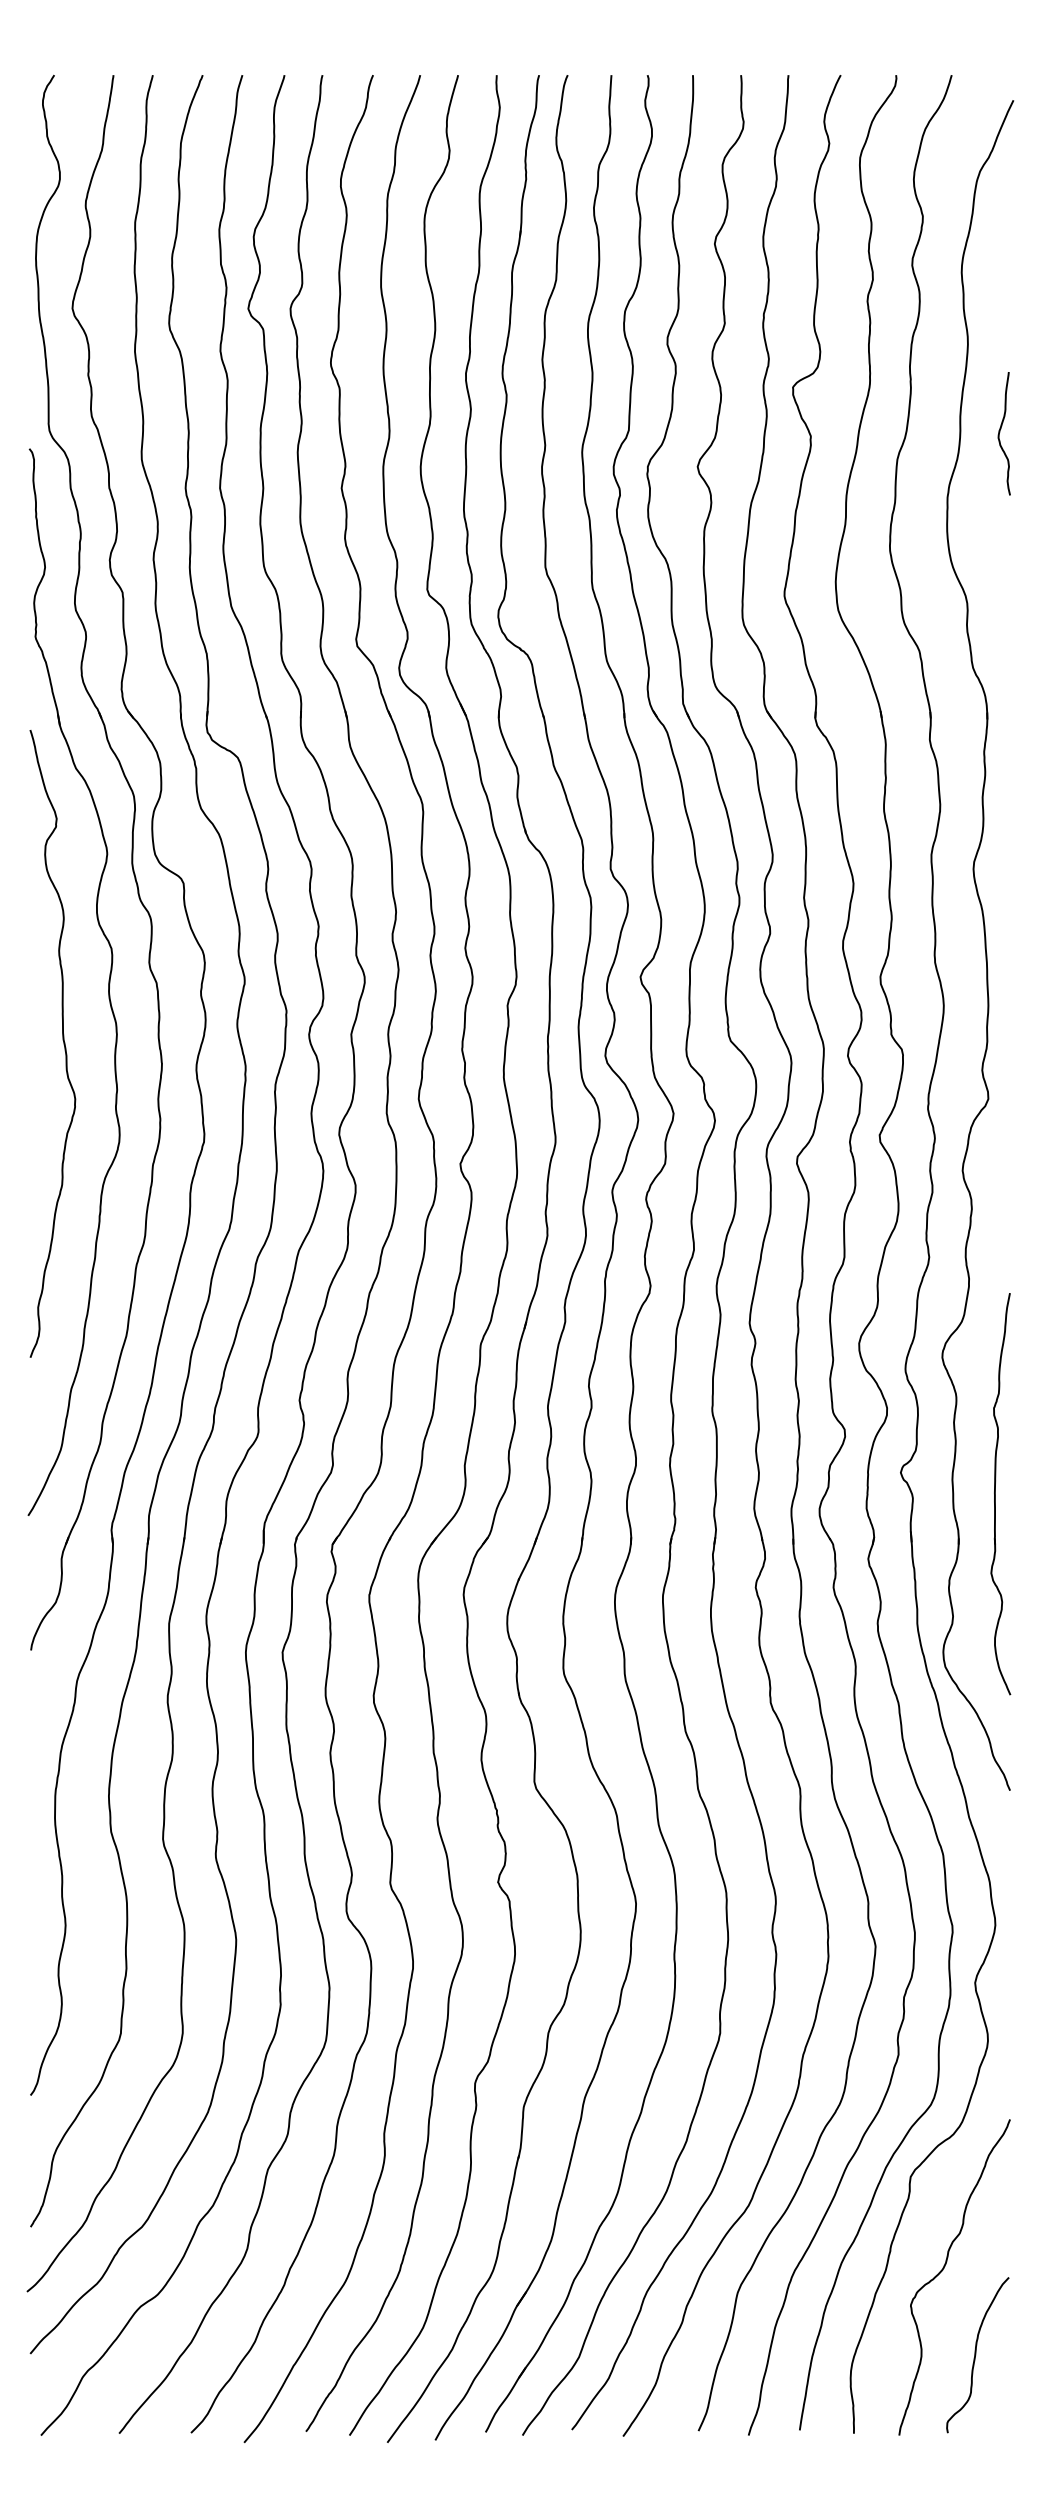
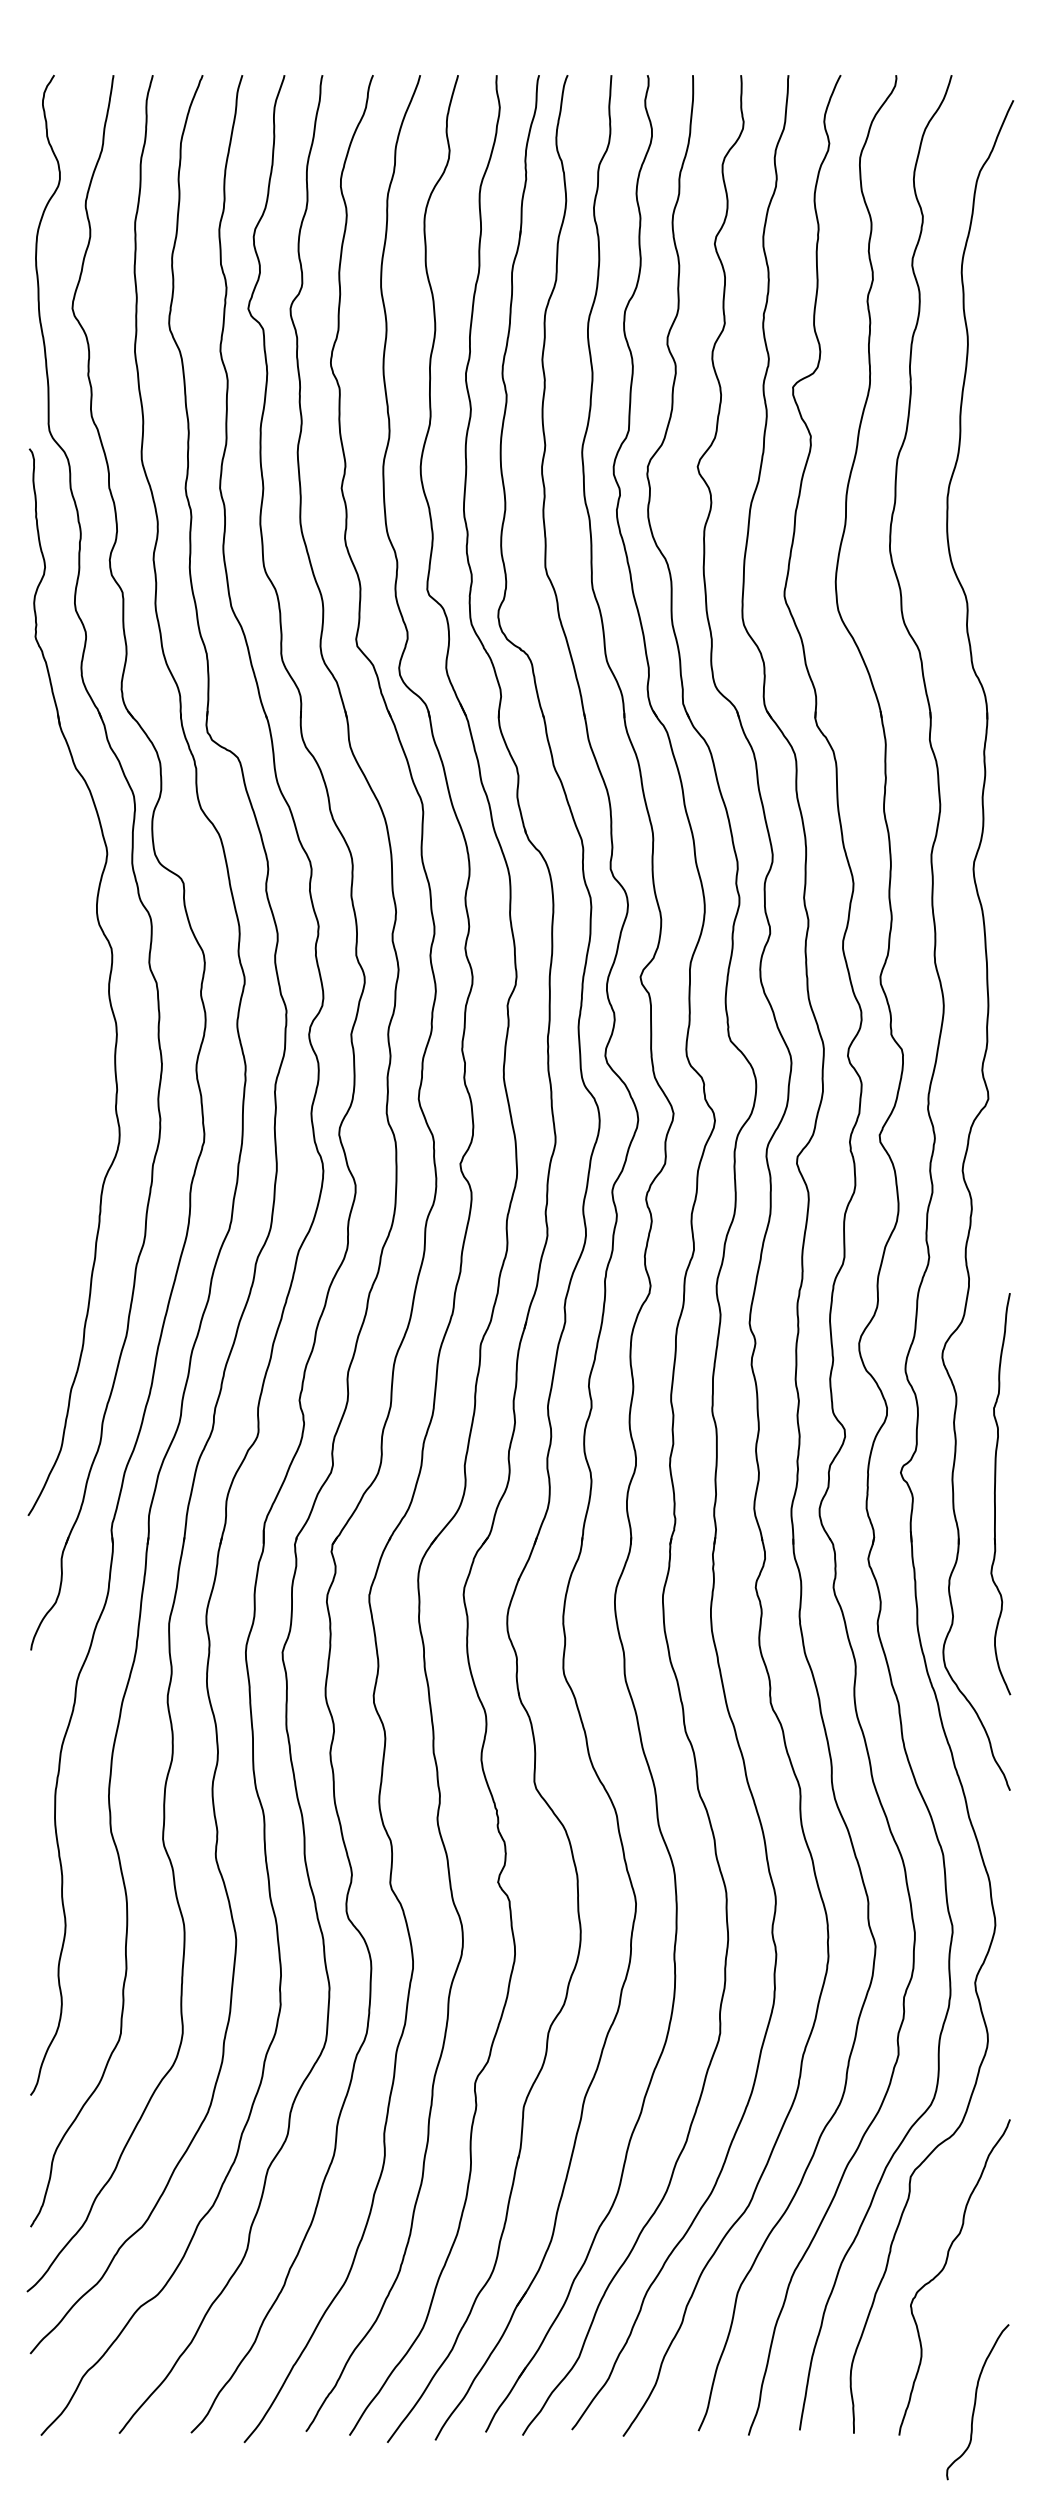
curve: present -> none (1000, 432)
curve: present -> none (62, 1040)
curve position: (976, 2355) -> (976, 2402) (976, 2402)
